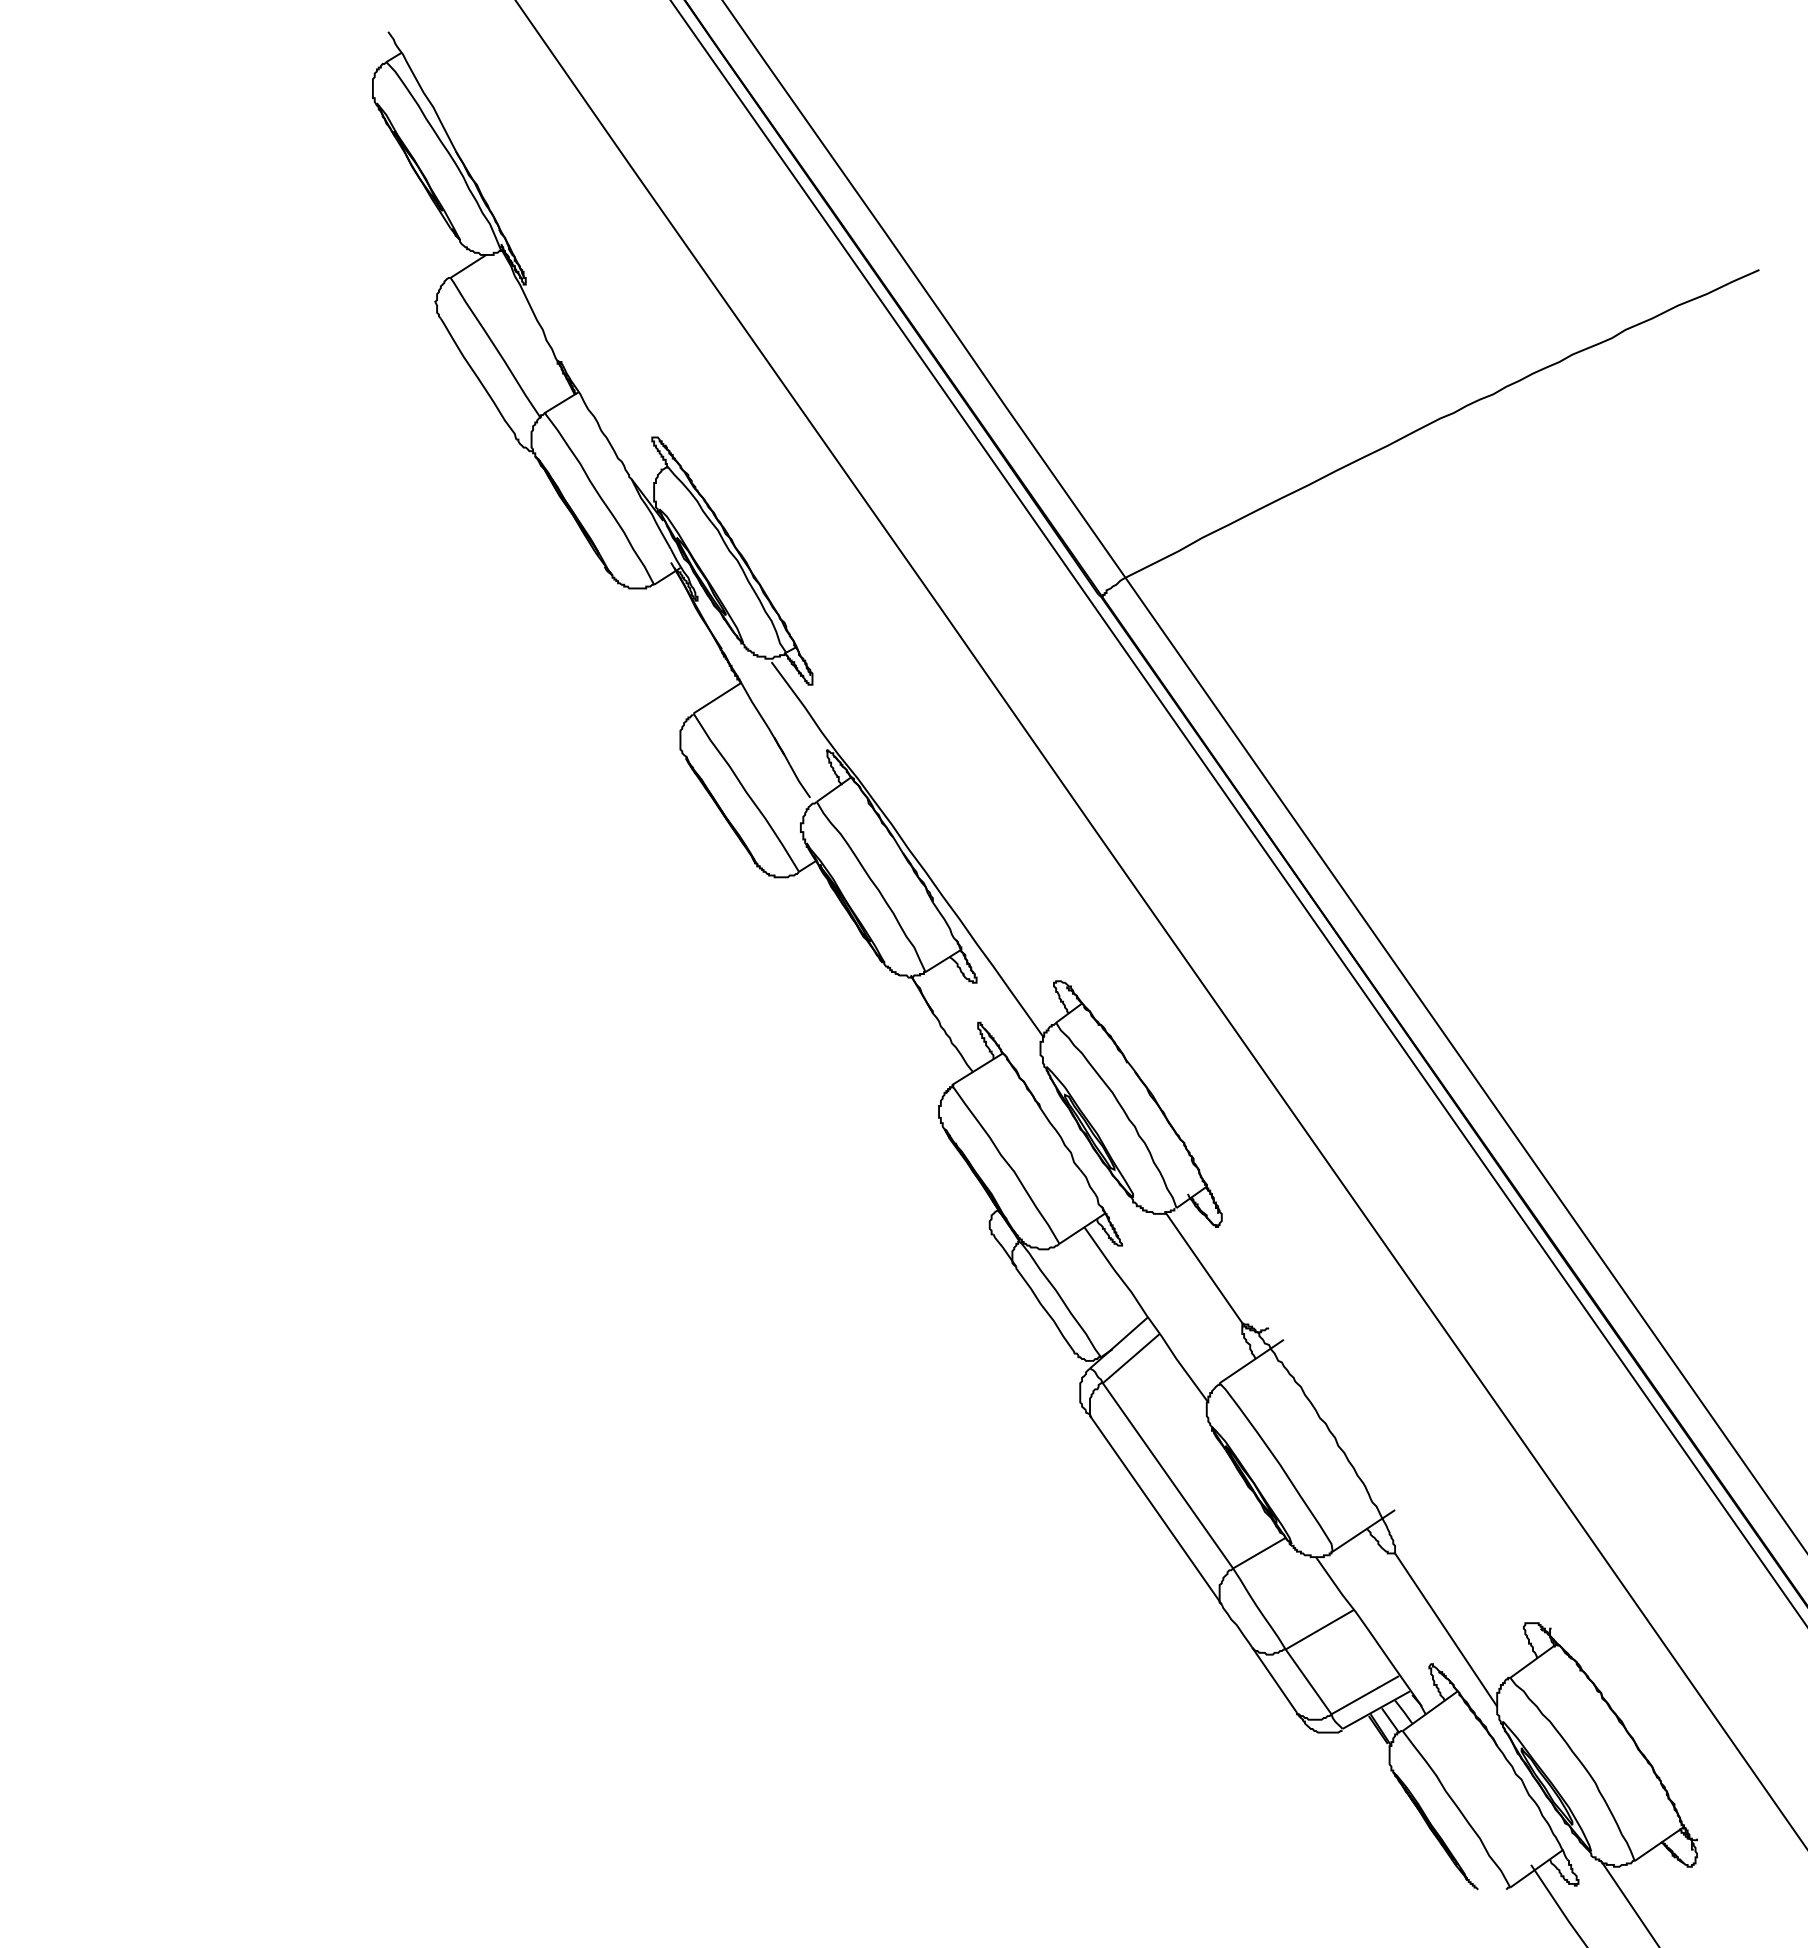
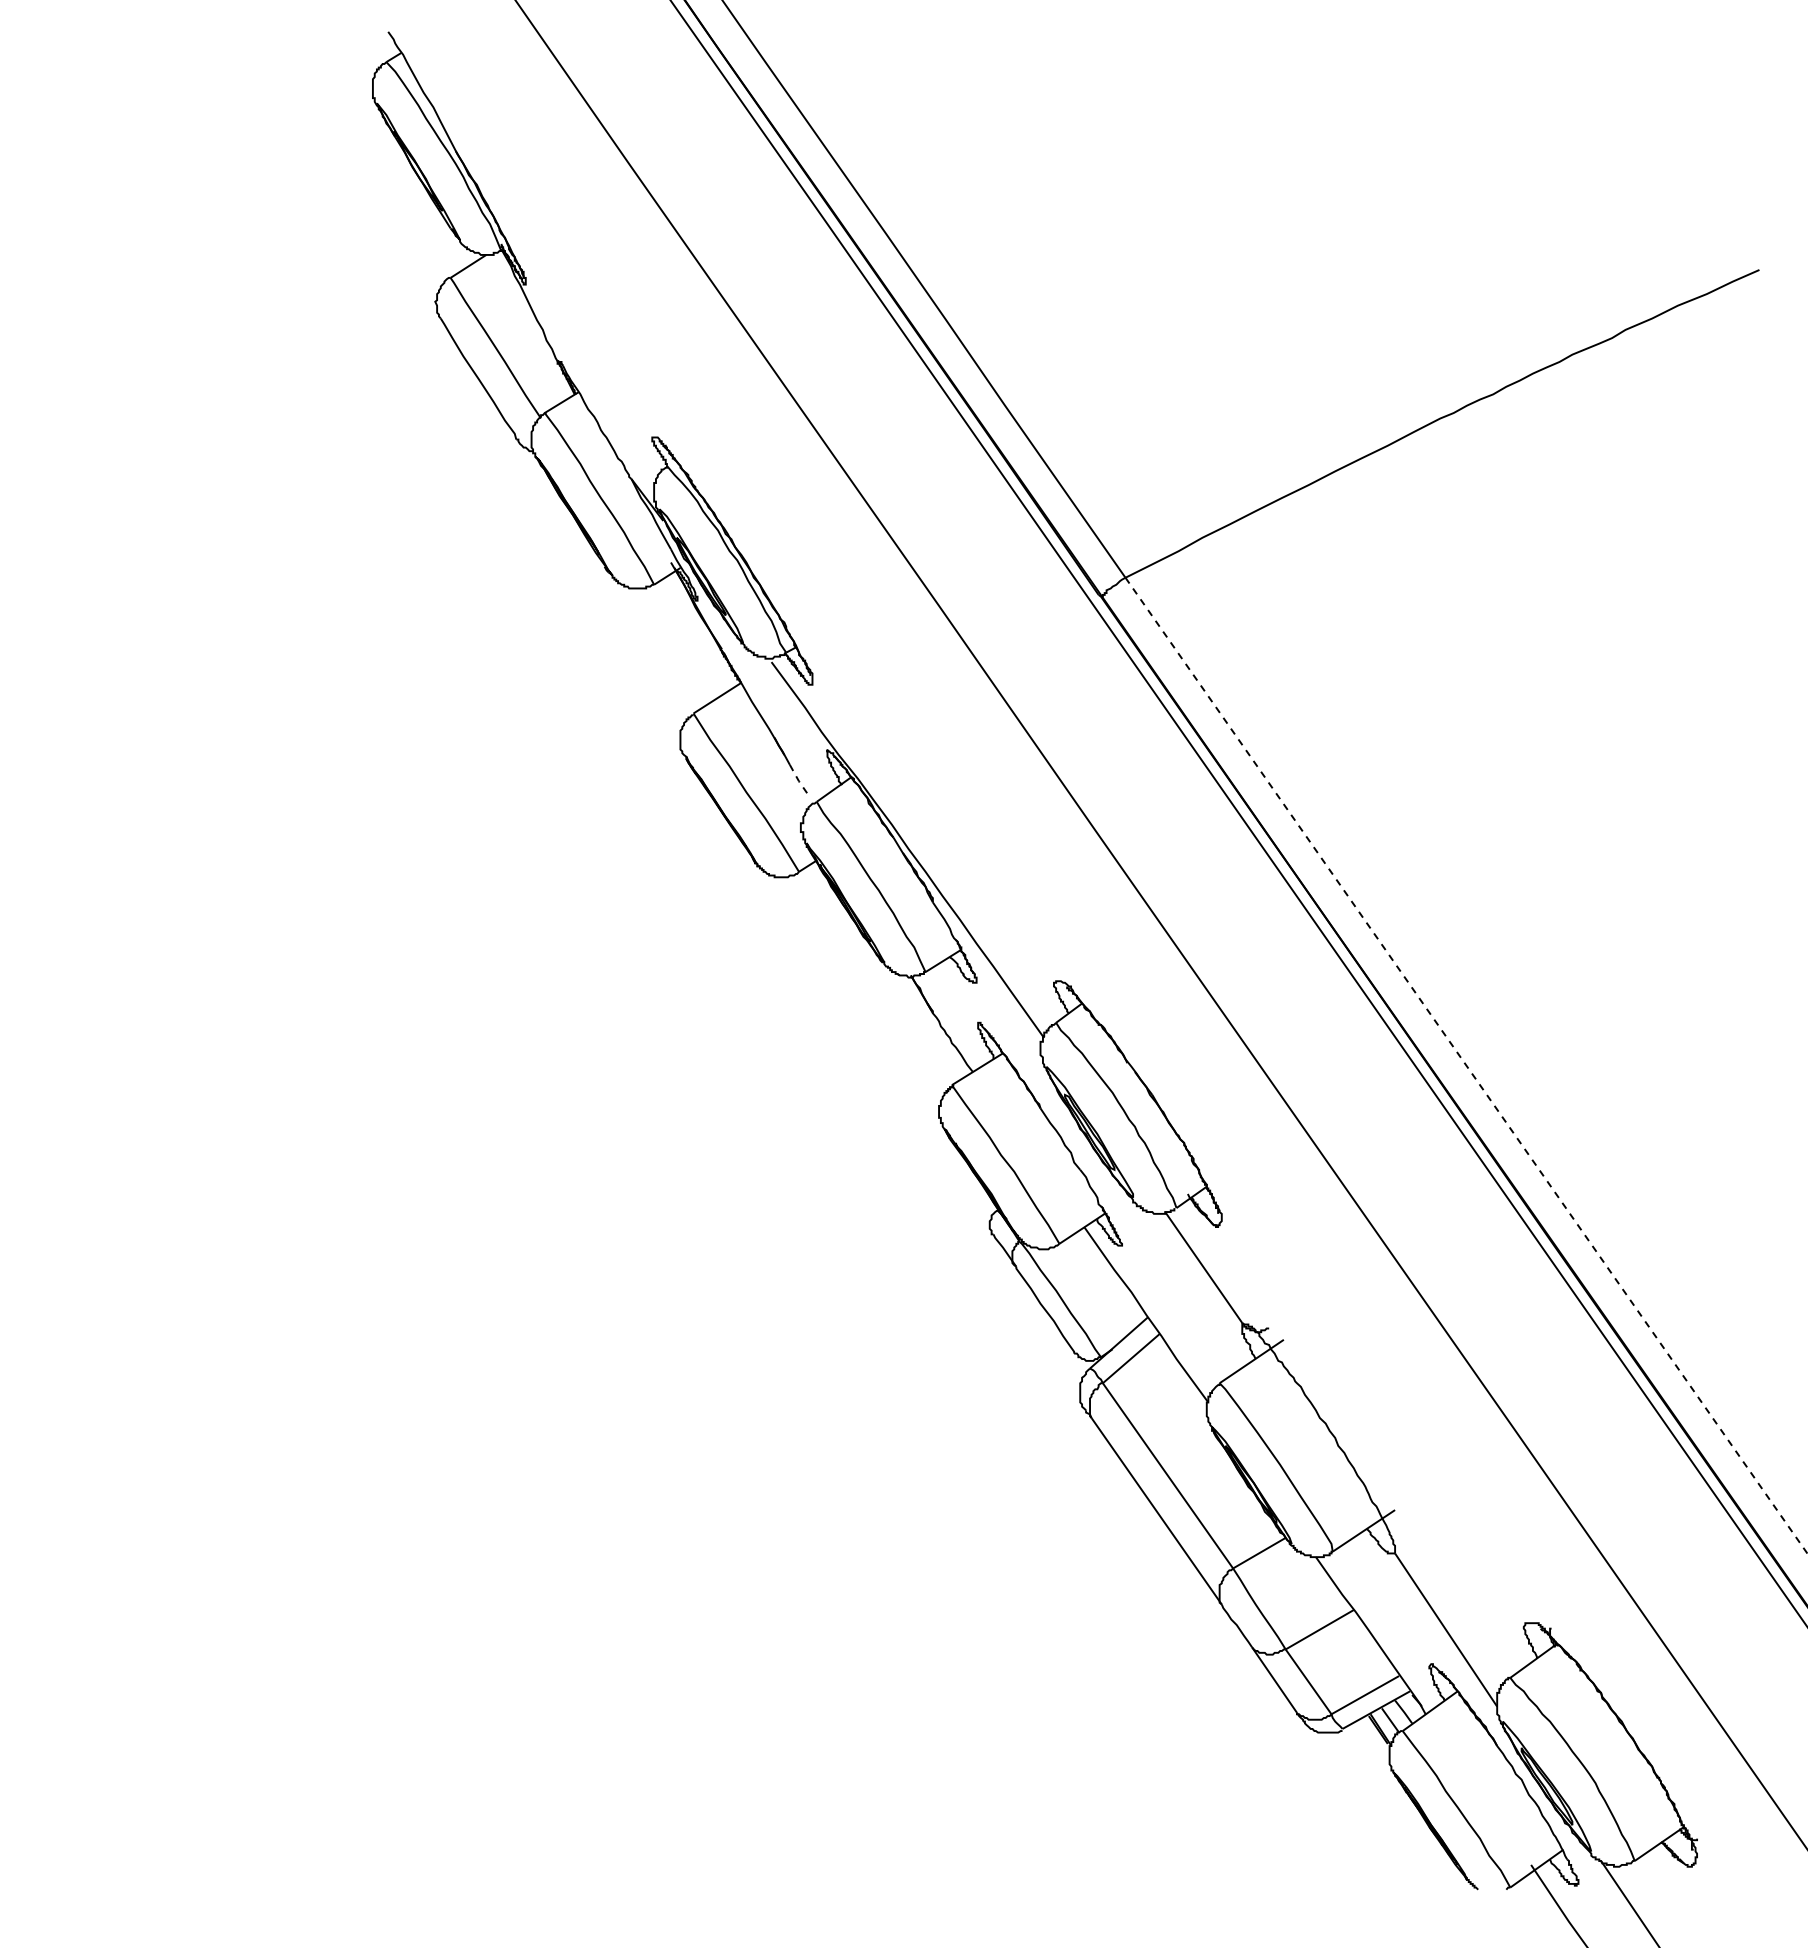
line: solid -> dashed (799, 781)
line: solid -> dashed (1466, 1066)
